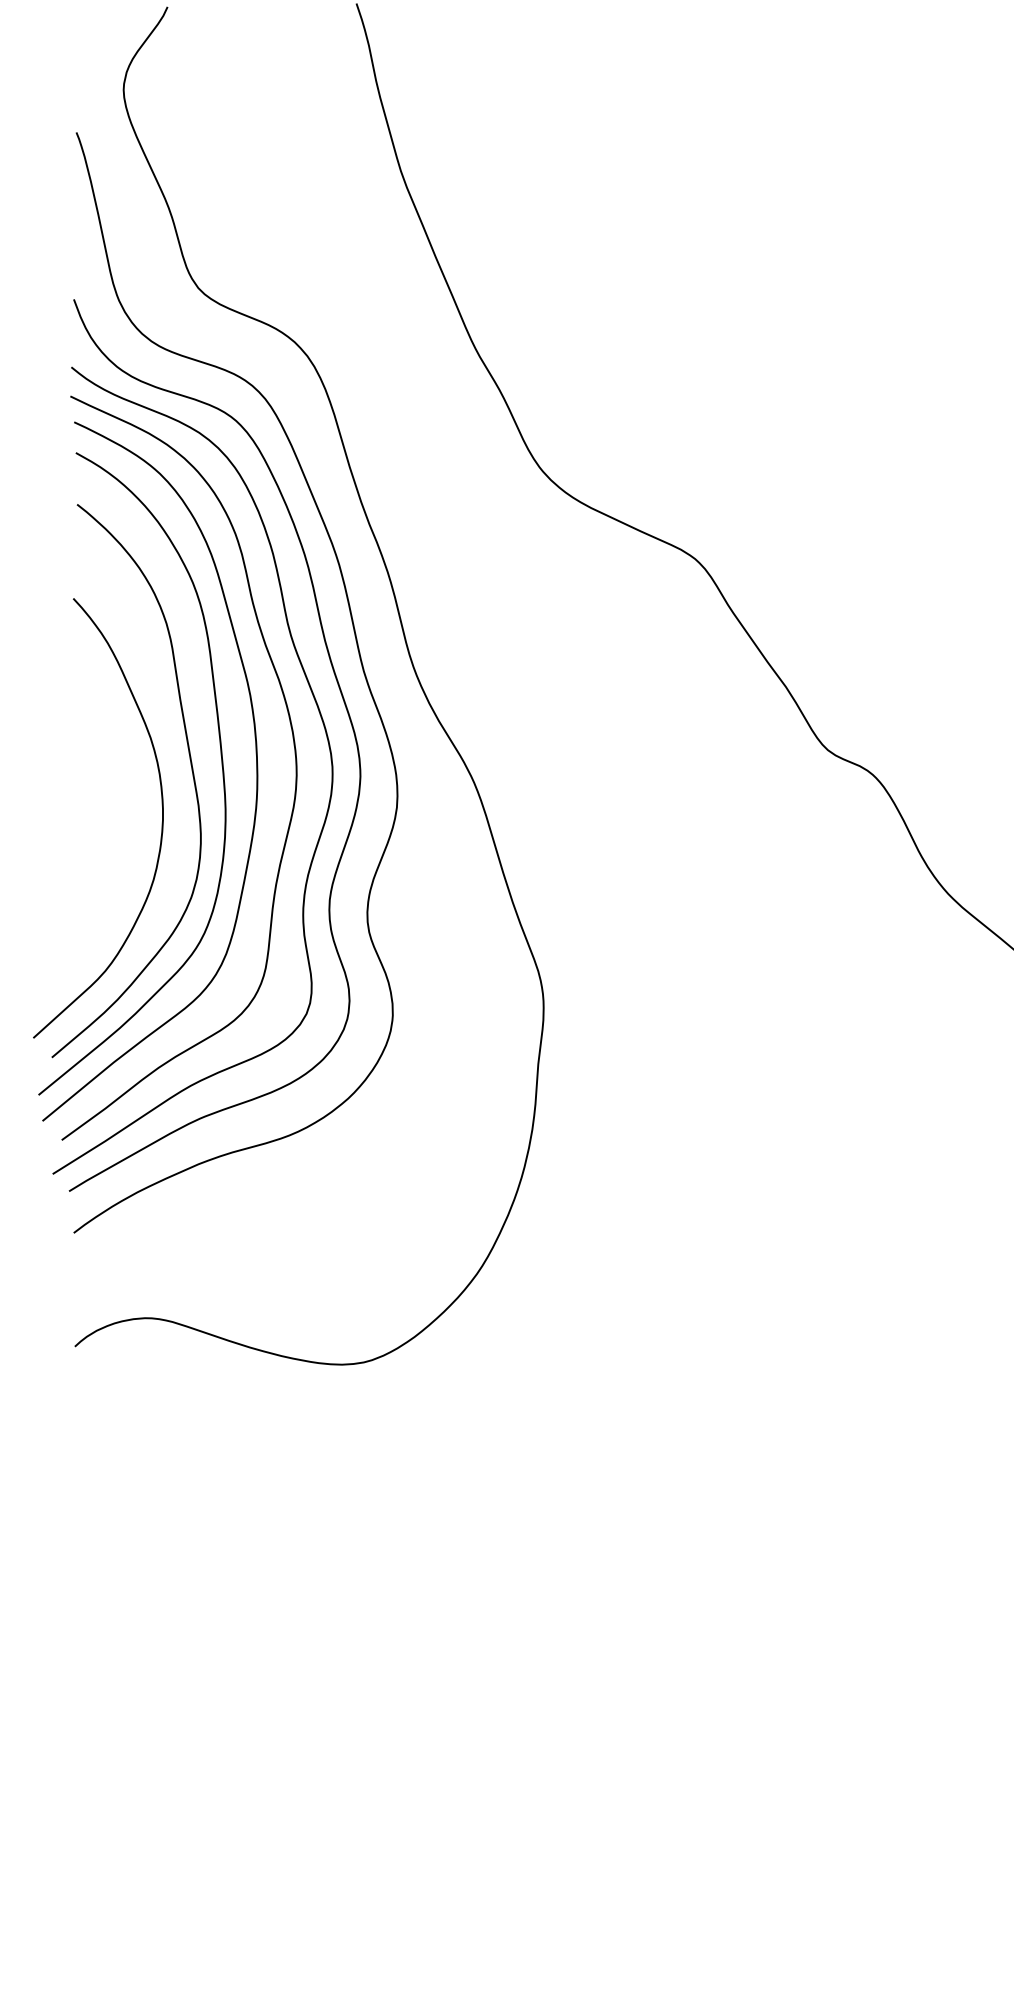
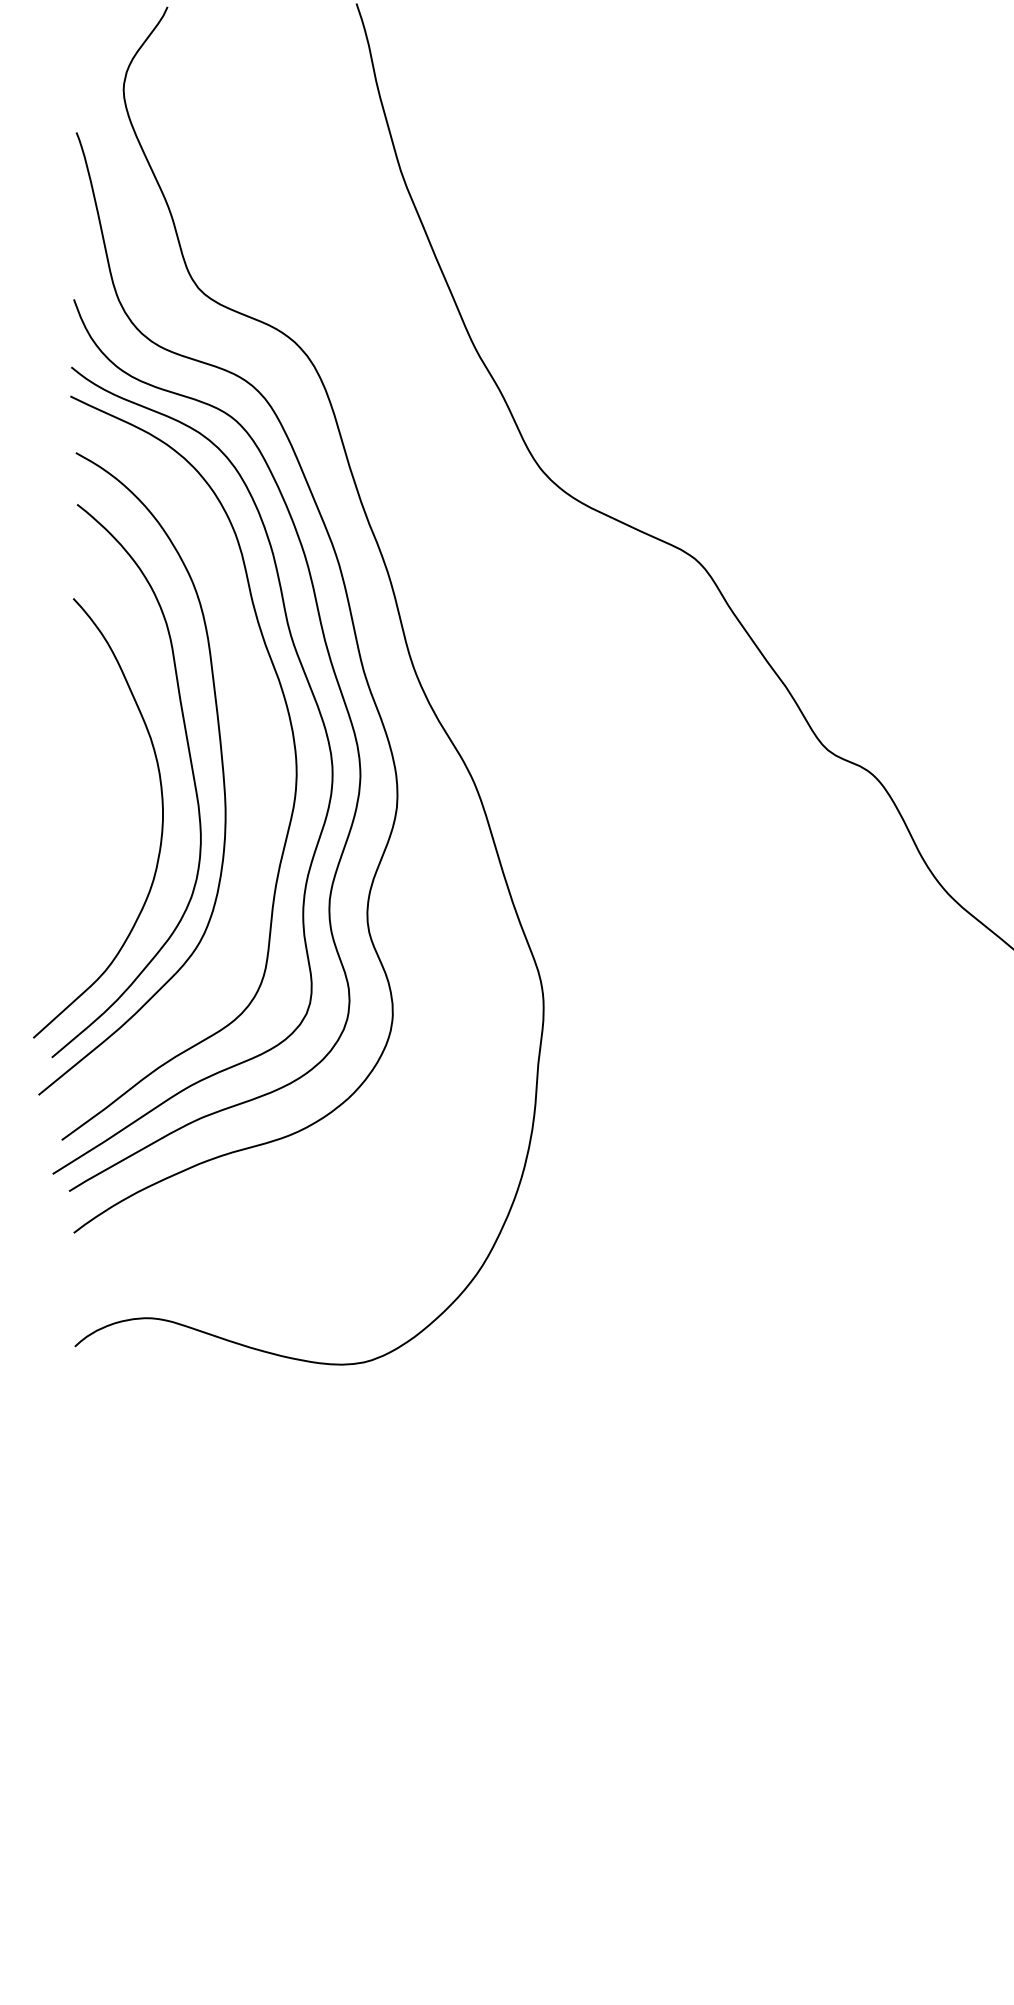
curve: present -> none (256, 771)
